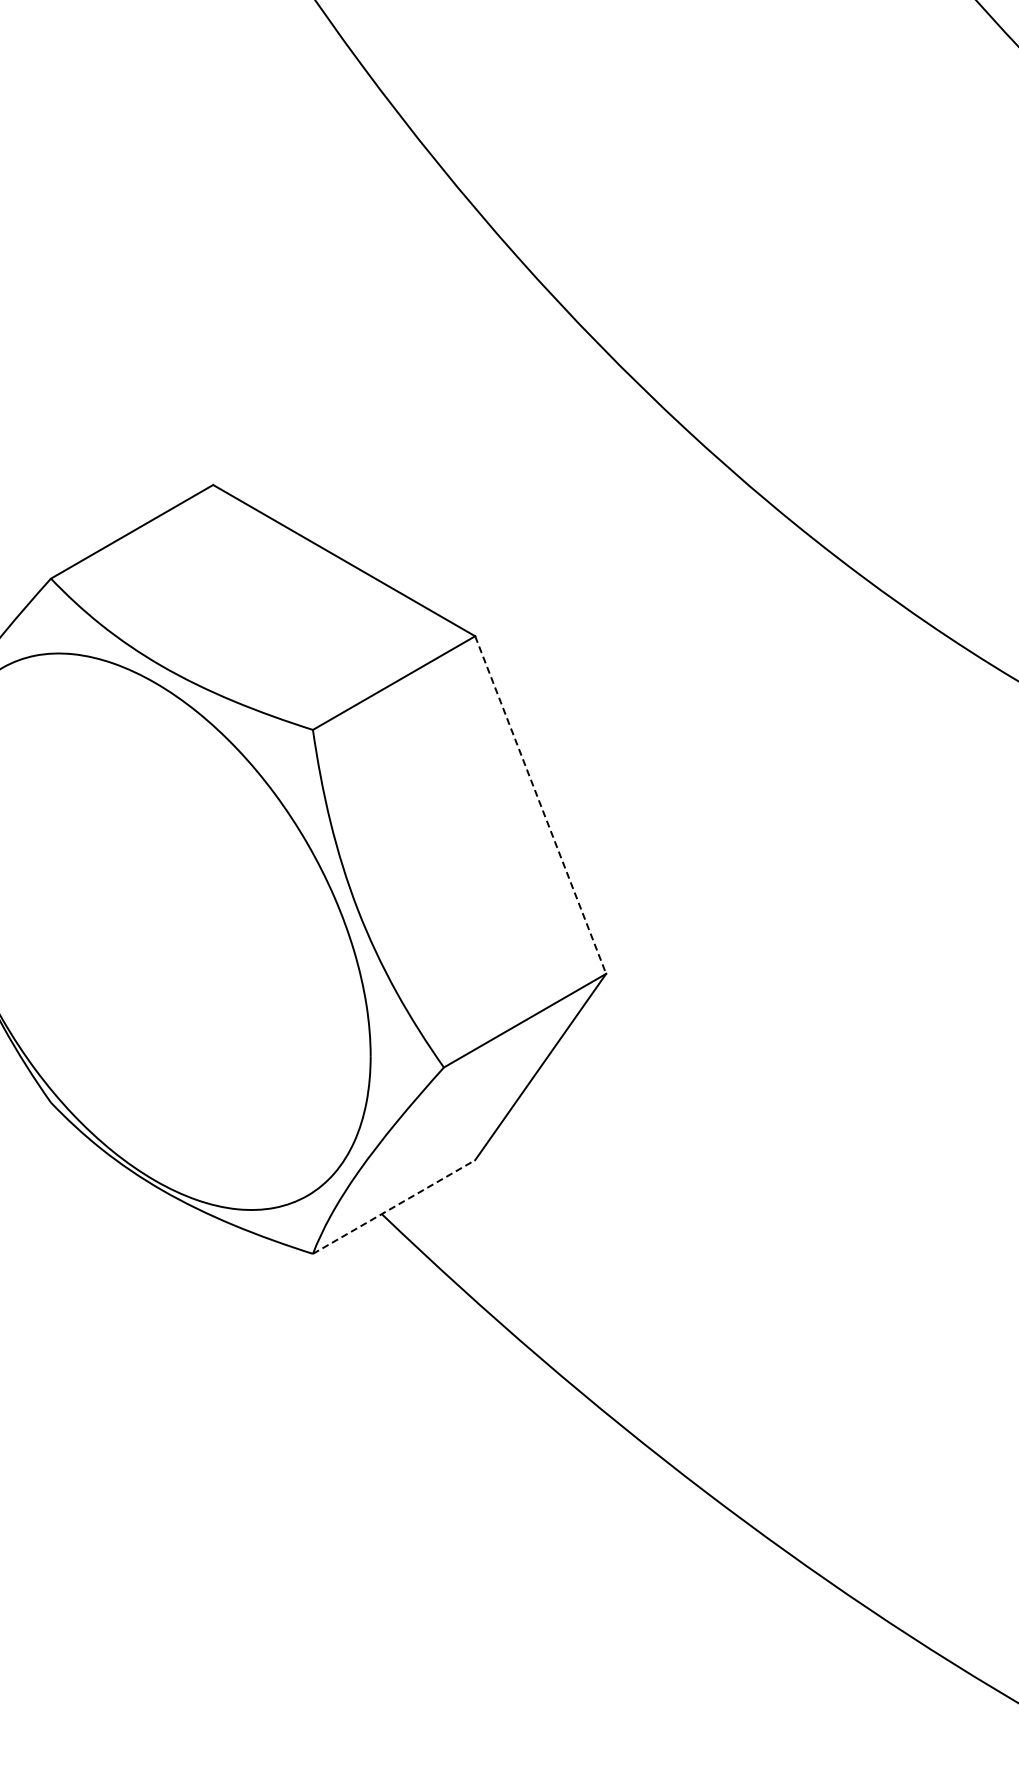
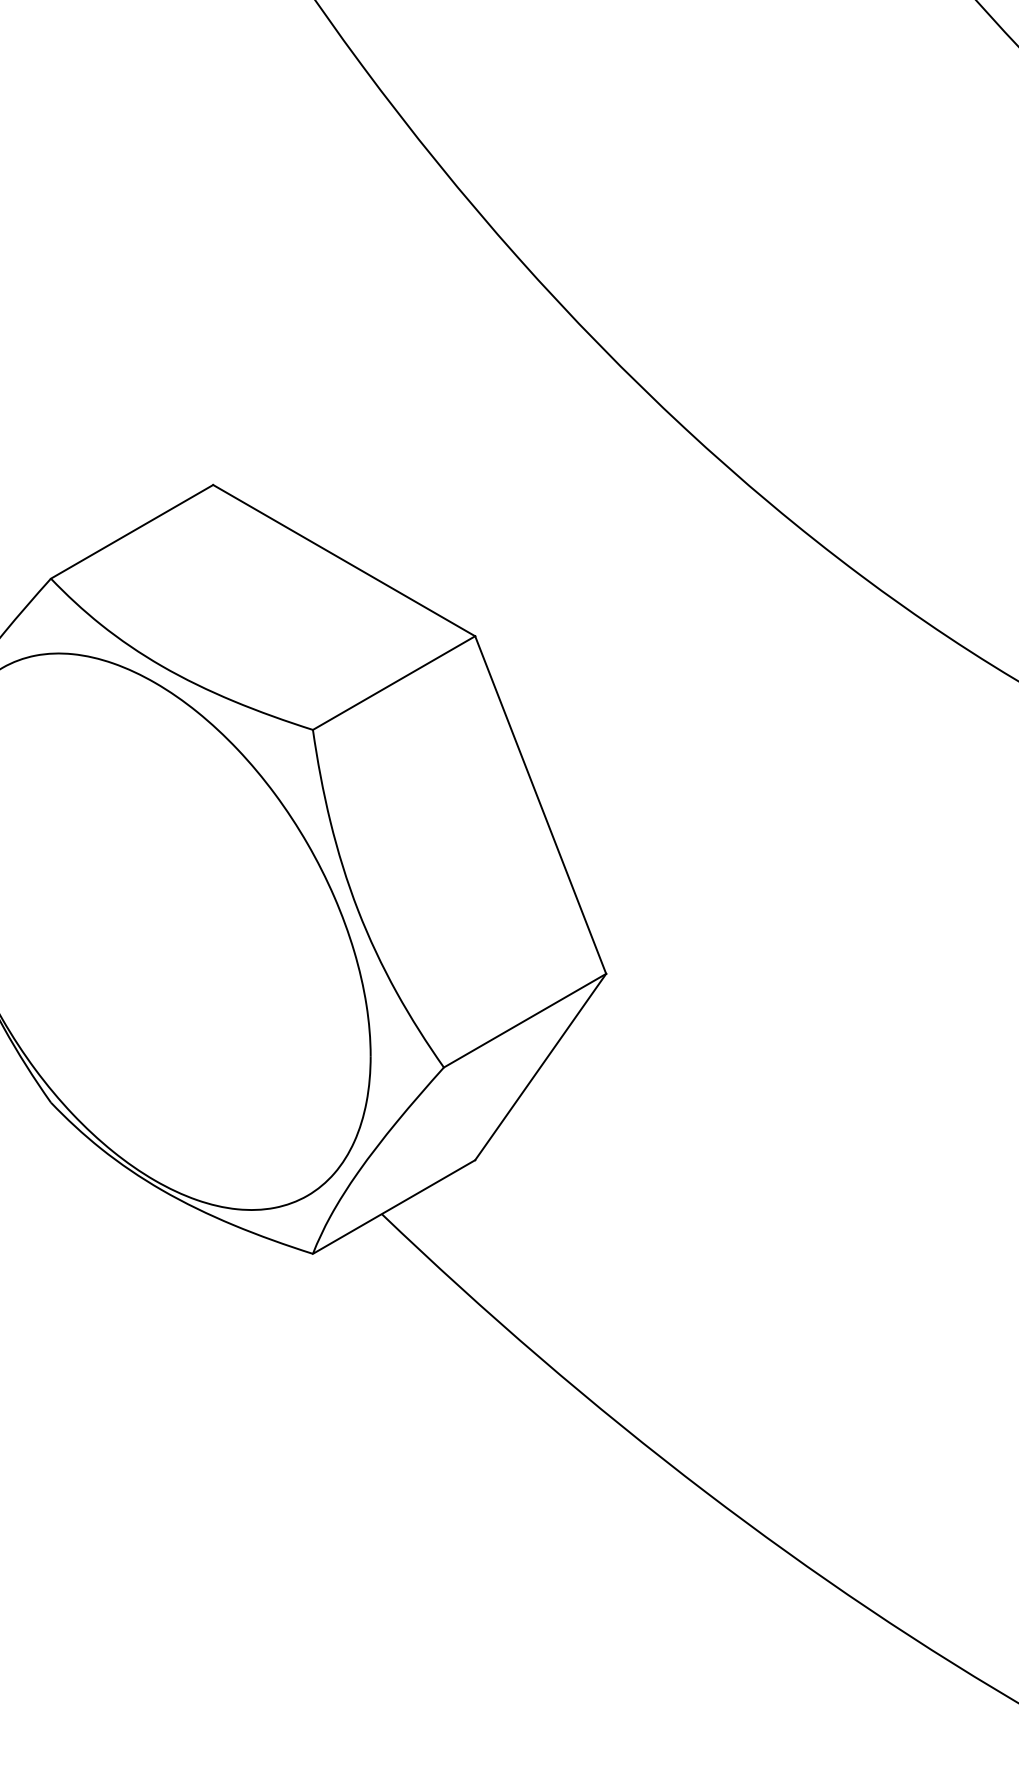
line: dashed -> solid (540, 805)
line: dashed -> solid (394, 1207)
